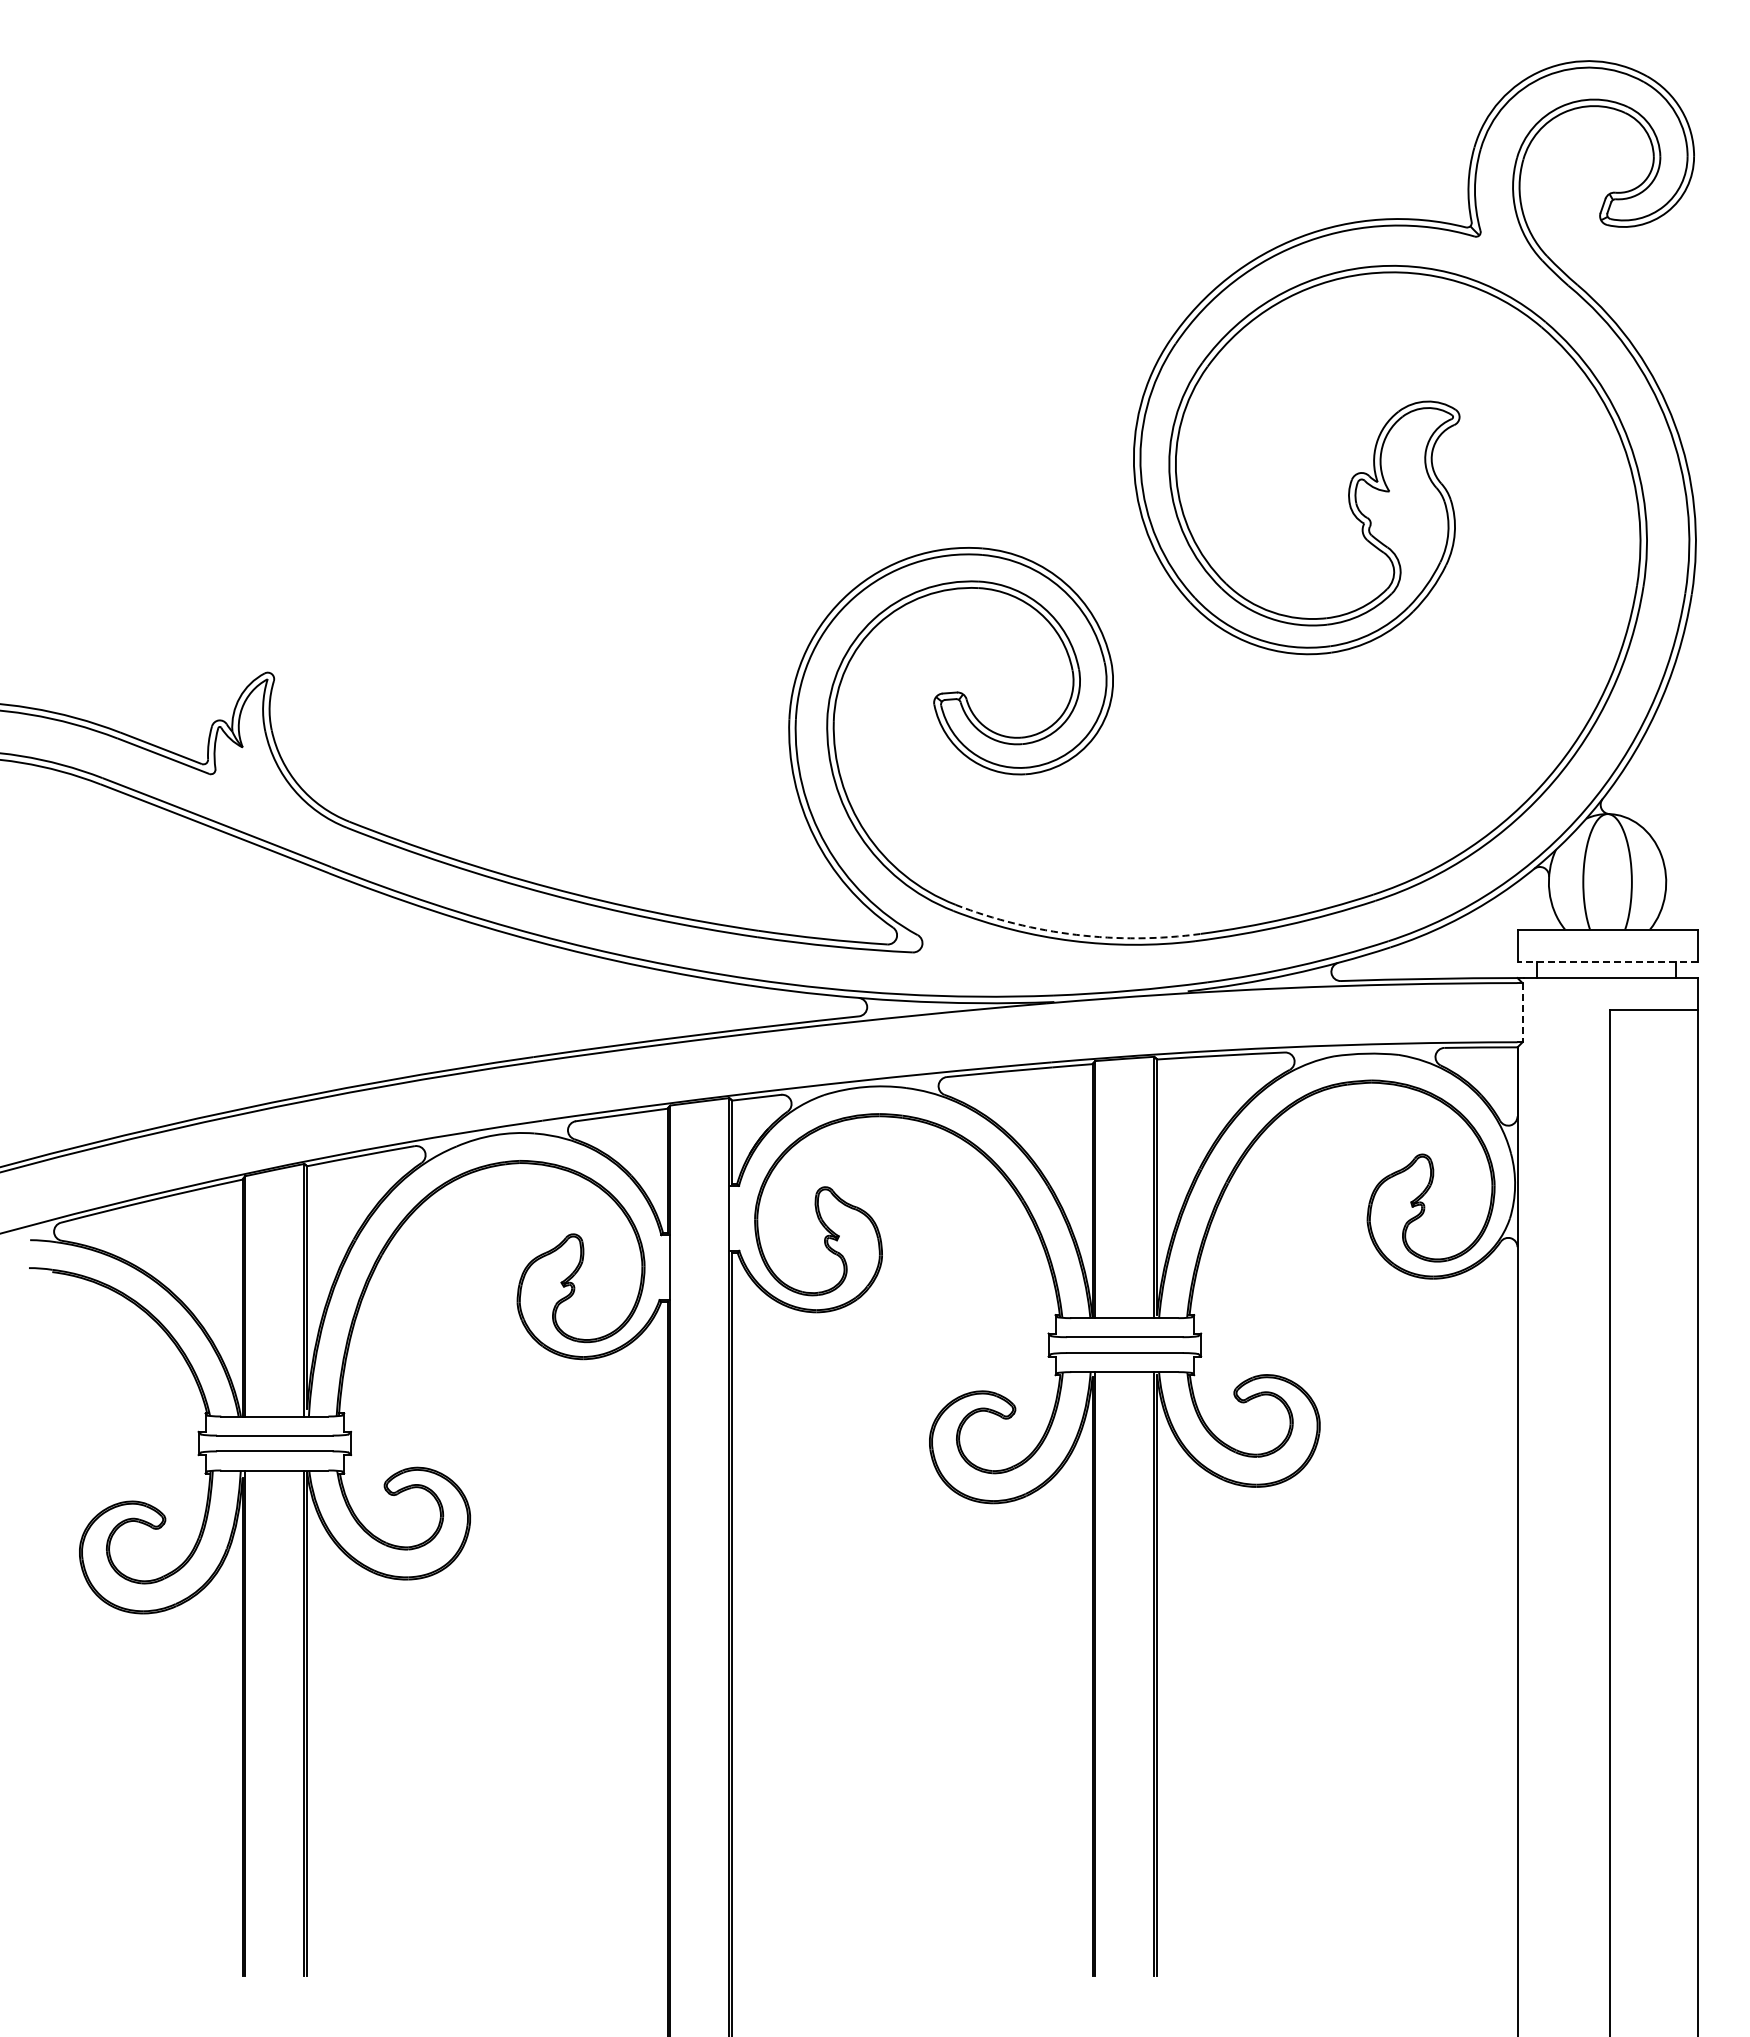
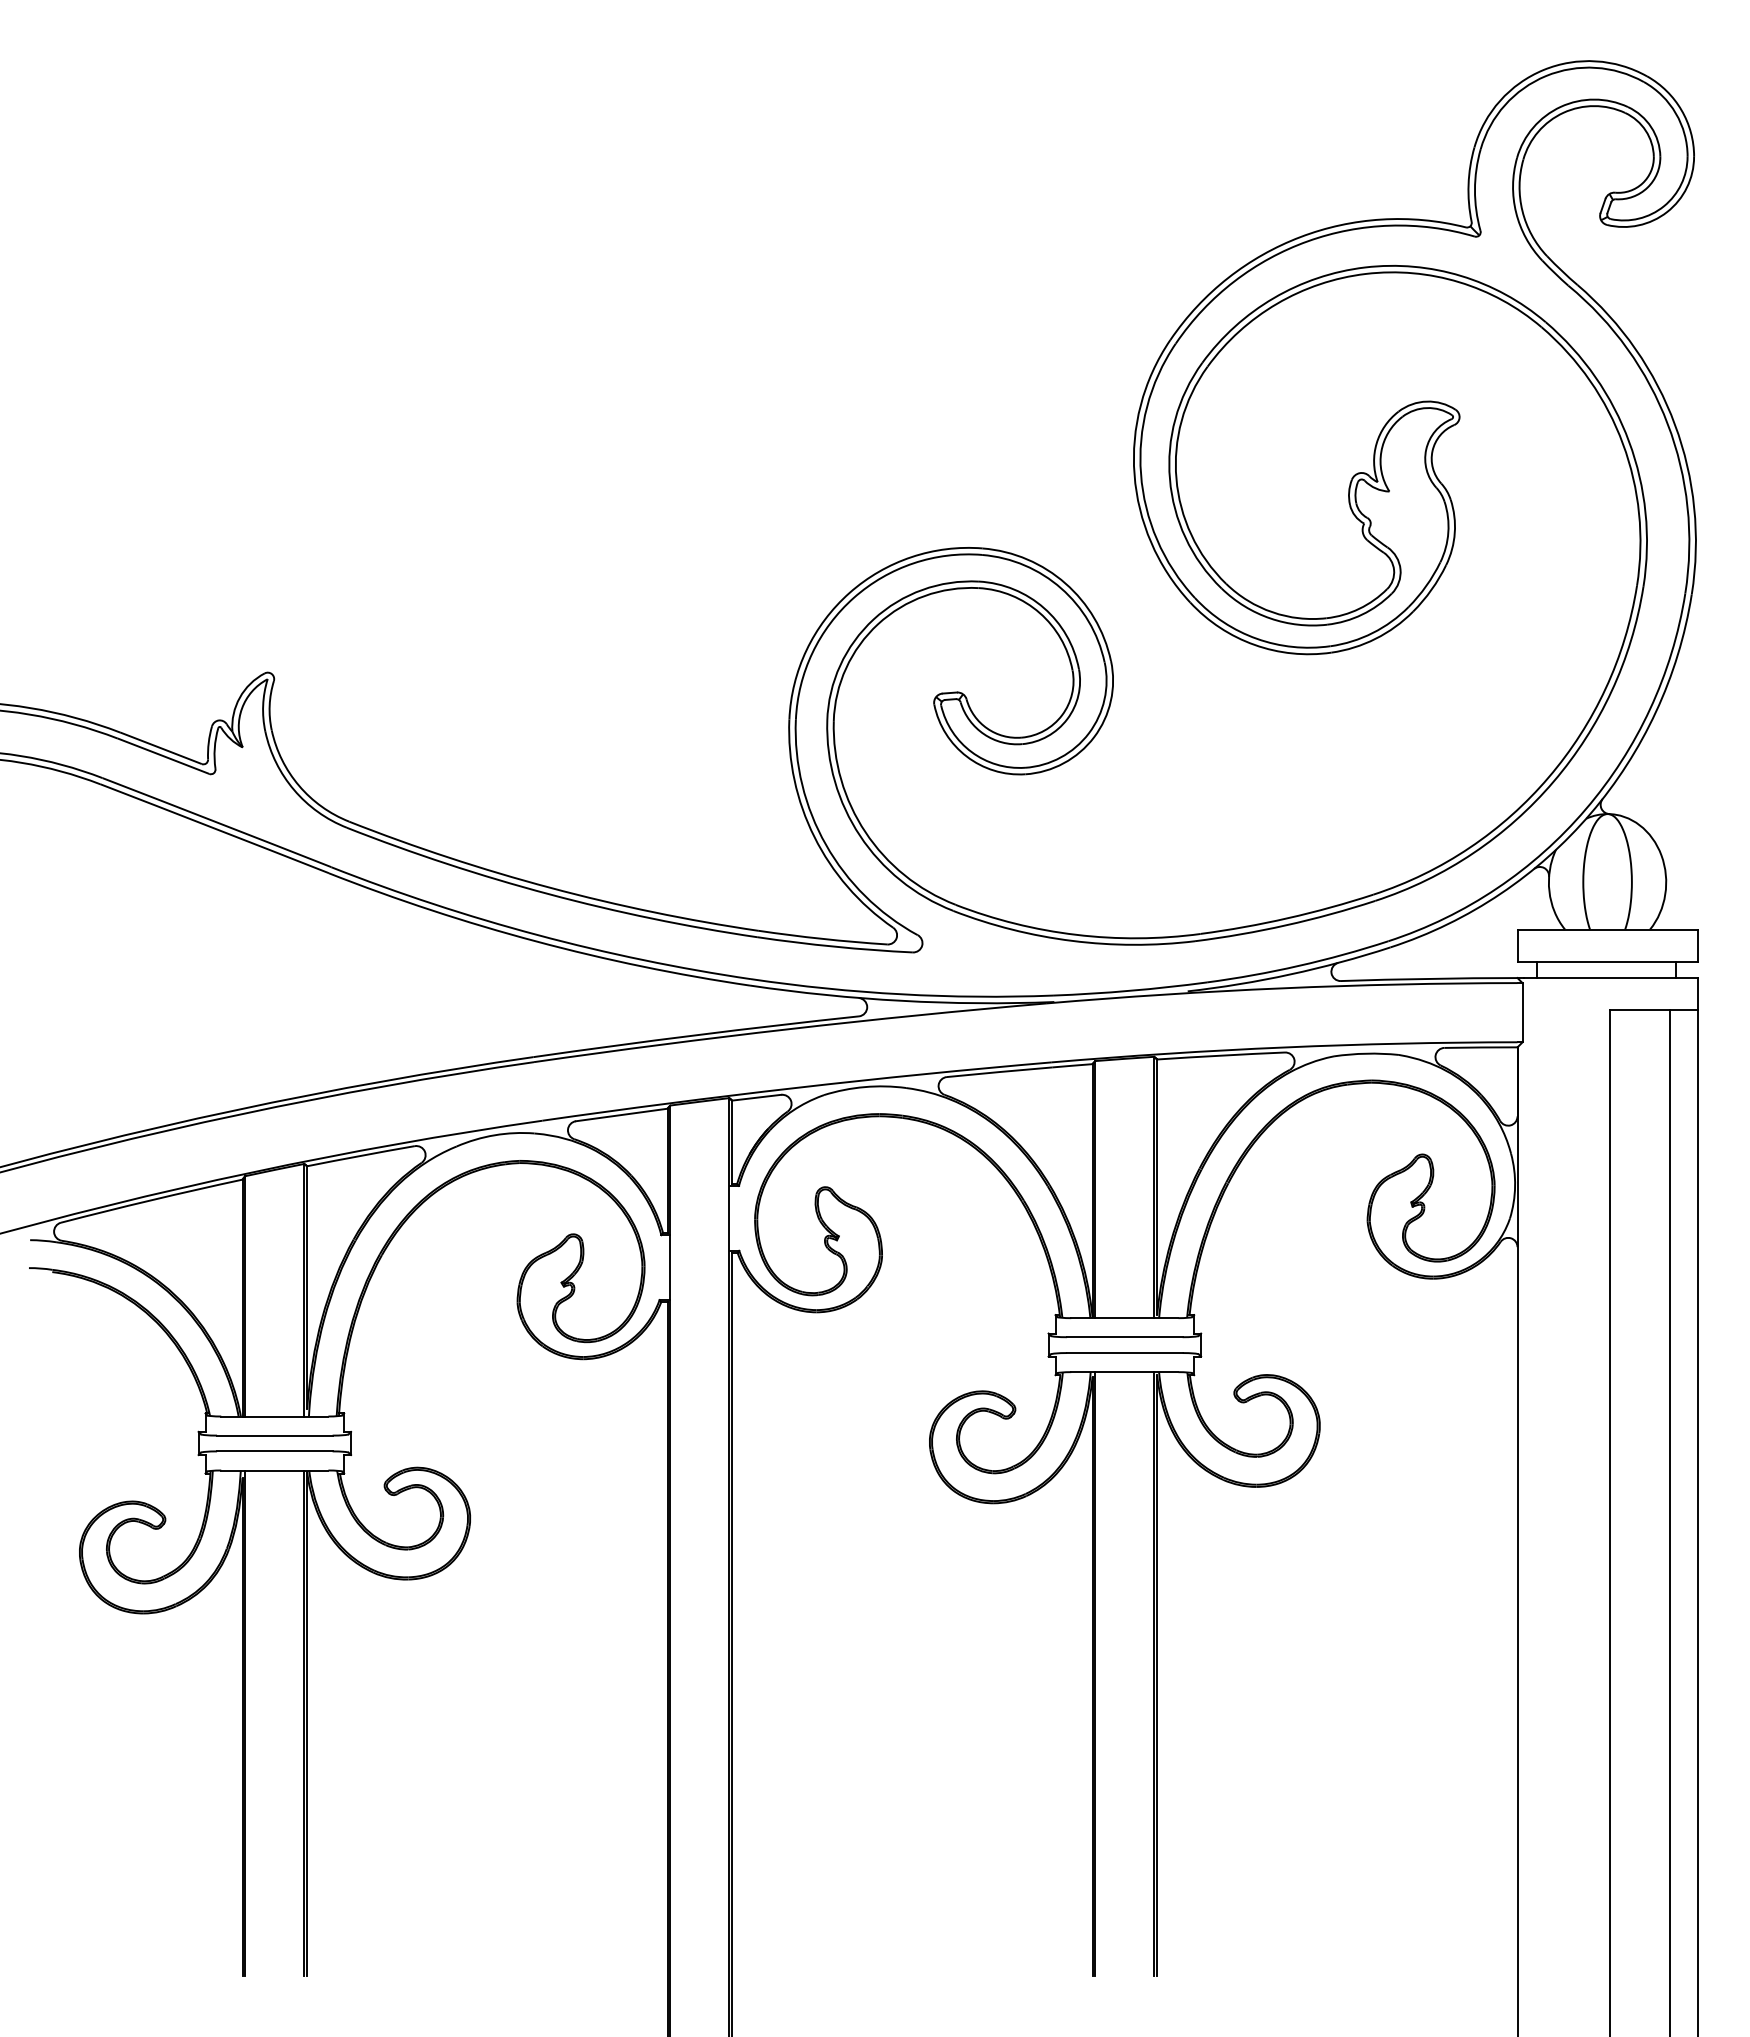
arc: dashed -> solid (1076, 934)
line: dashed -> solid (1607, 961)
line: dashed -> solid (1522, 1012)
line: none -> present (1669, 1521)
